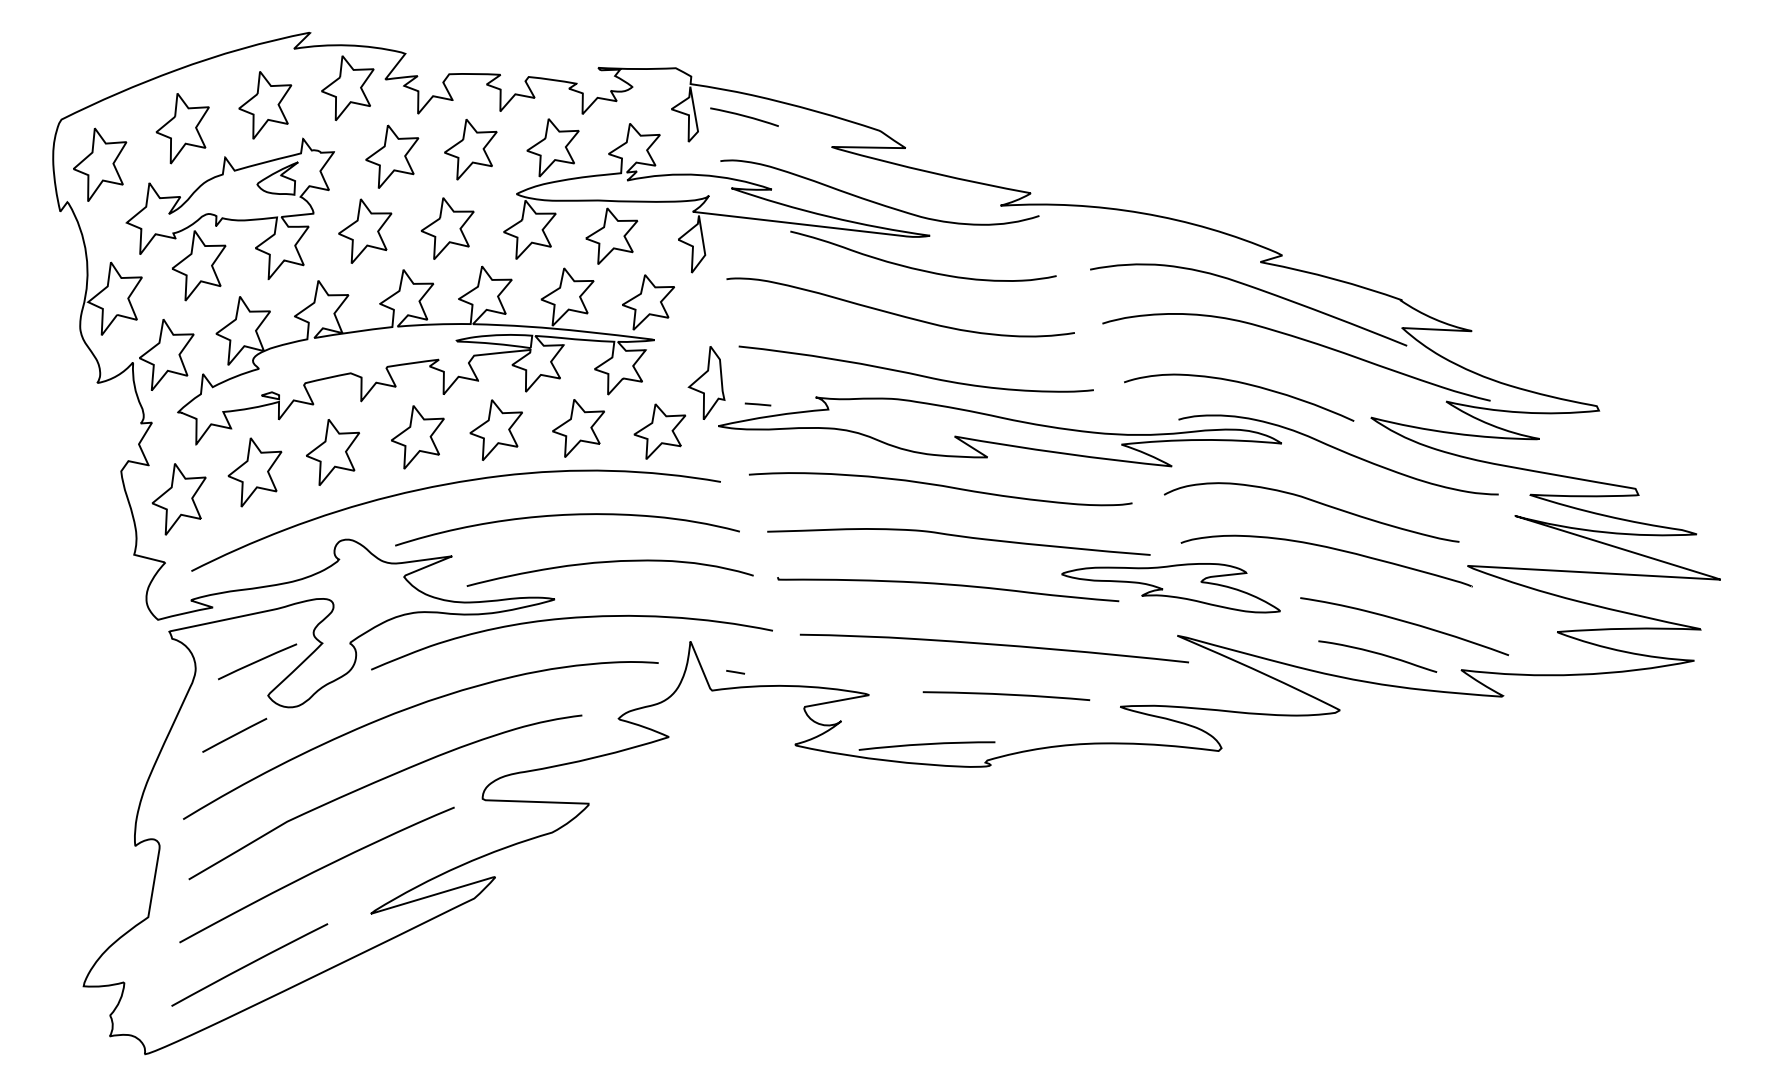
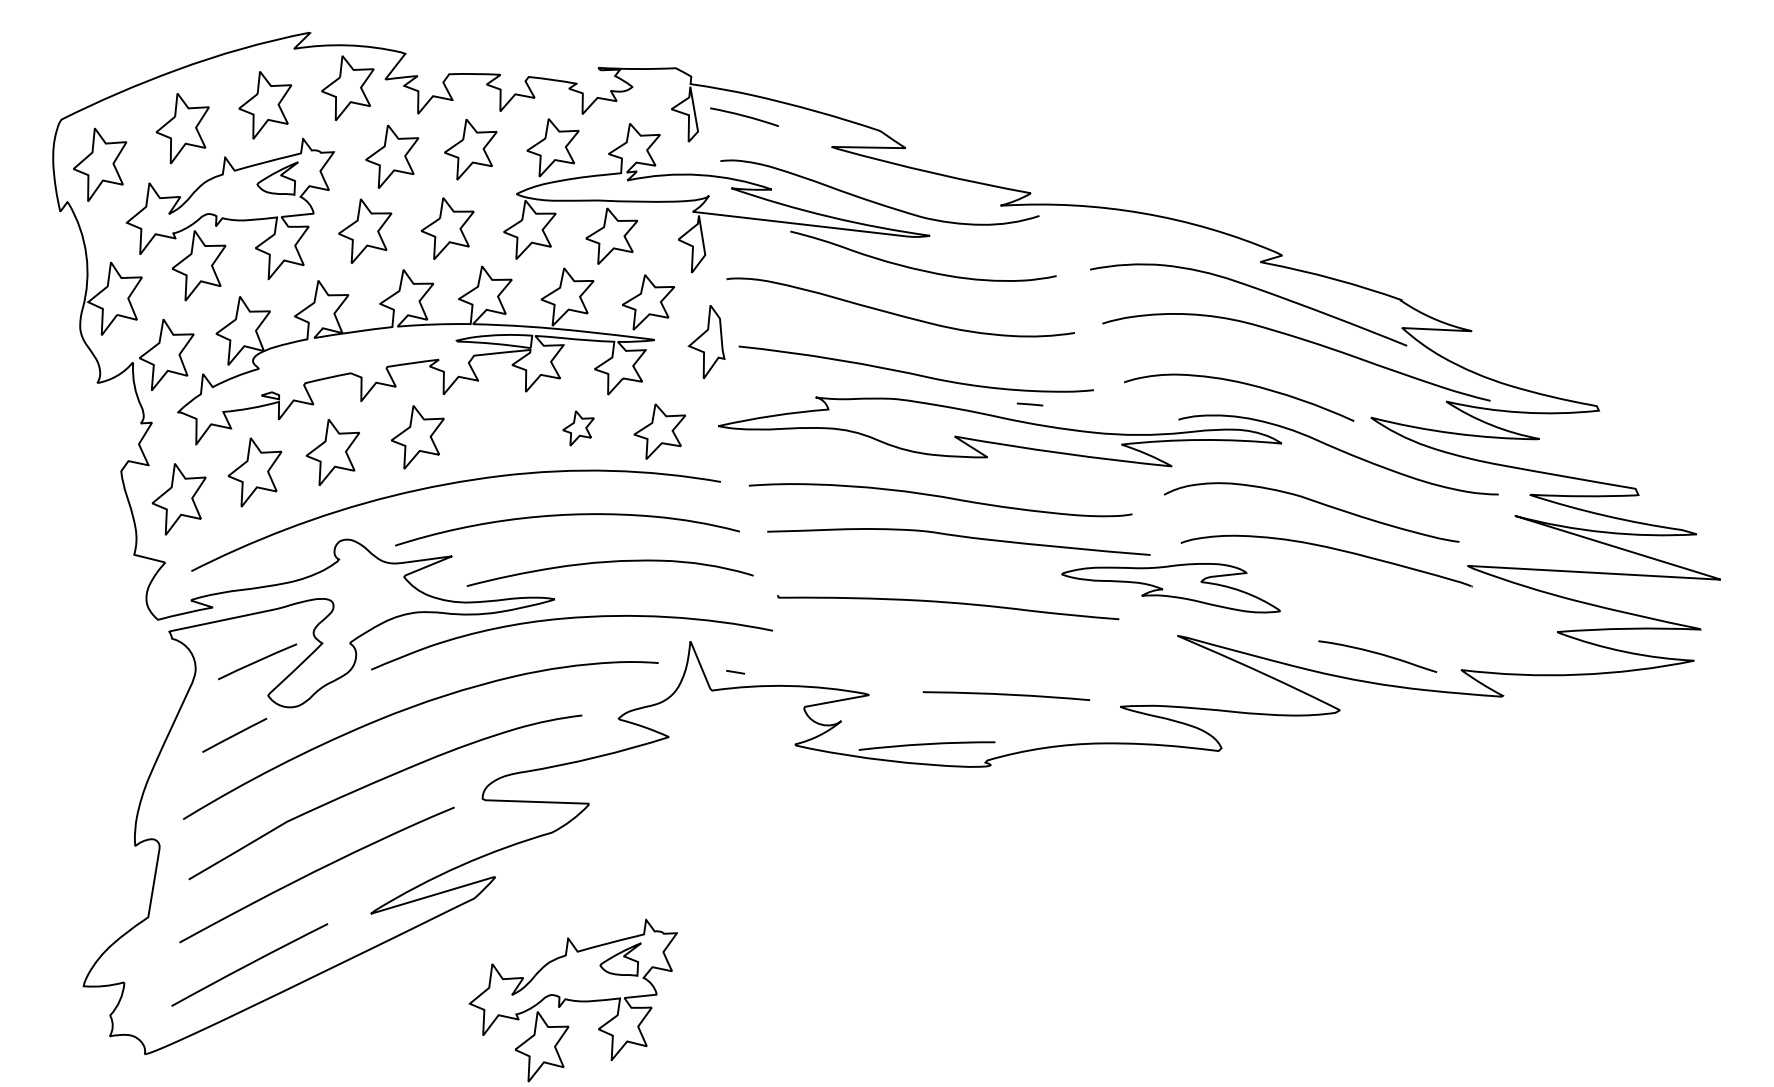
part position: (706, 382) -> (706, 341) (706, 341)
line position: (757, 404) -> (1029, 404) (1029, 404)
part size: 53x59 px -> 33x37 px (578, 428)
part: present -> none (495, 429)
curve position: (940, 486) -> (940, 497) (940, 497)
curve position: (948, 585) -> (948, 603) (948, 603)
curve: present -> none (1404, 622)
curve: present -> none (993, 645)
part: none -> present (572, 1000)
